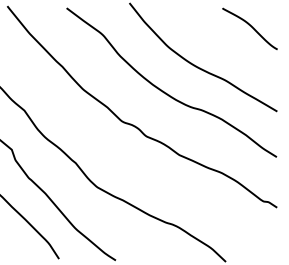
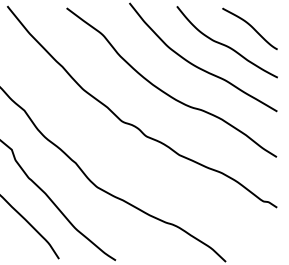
curve: none -> present (225, 44)
